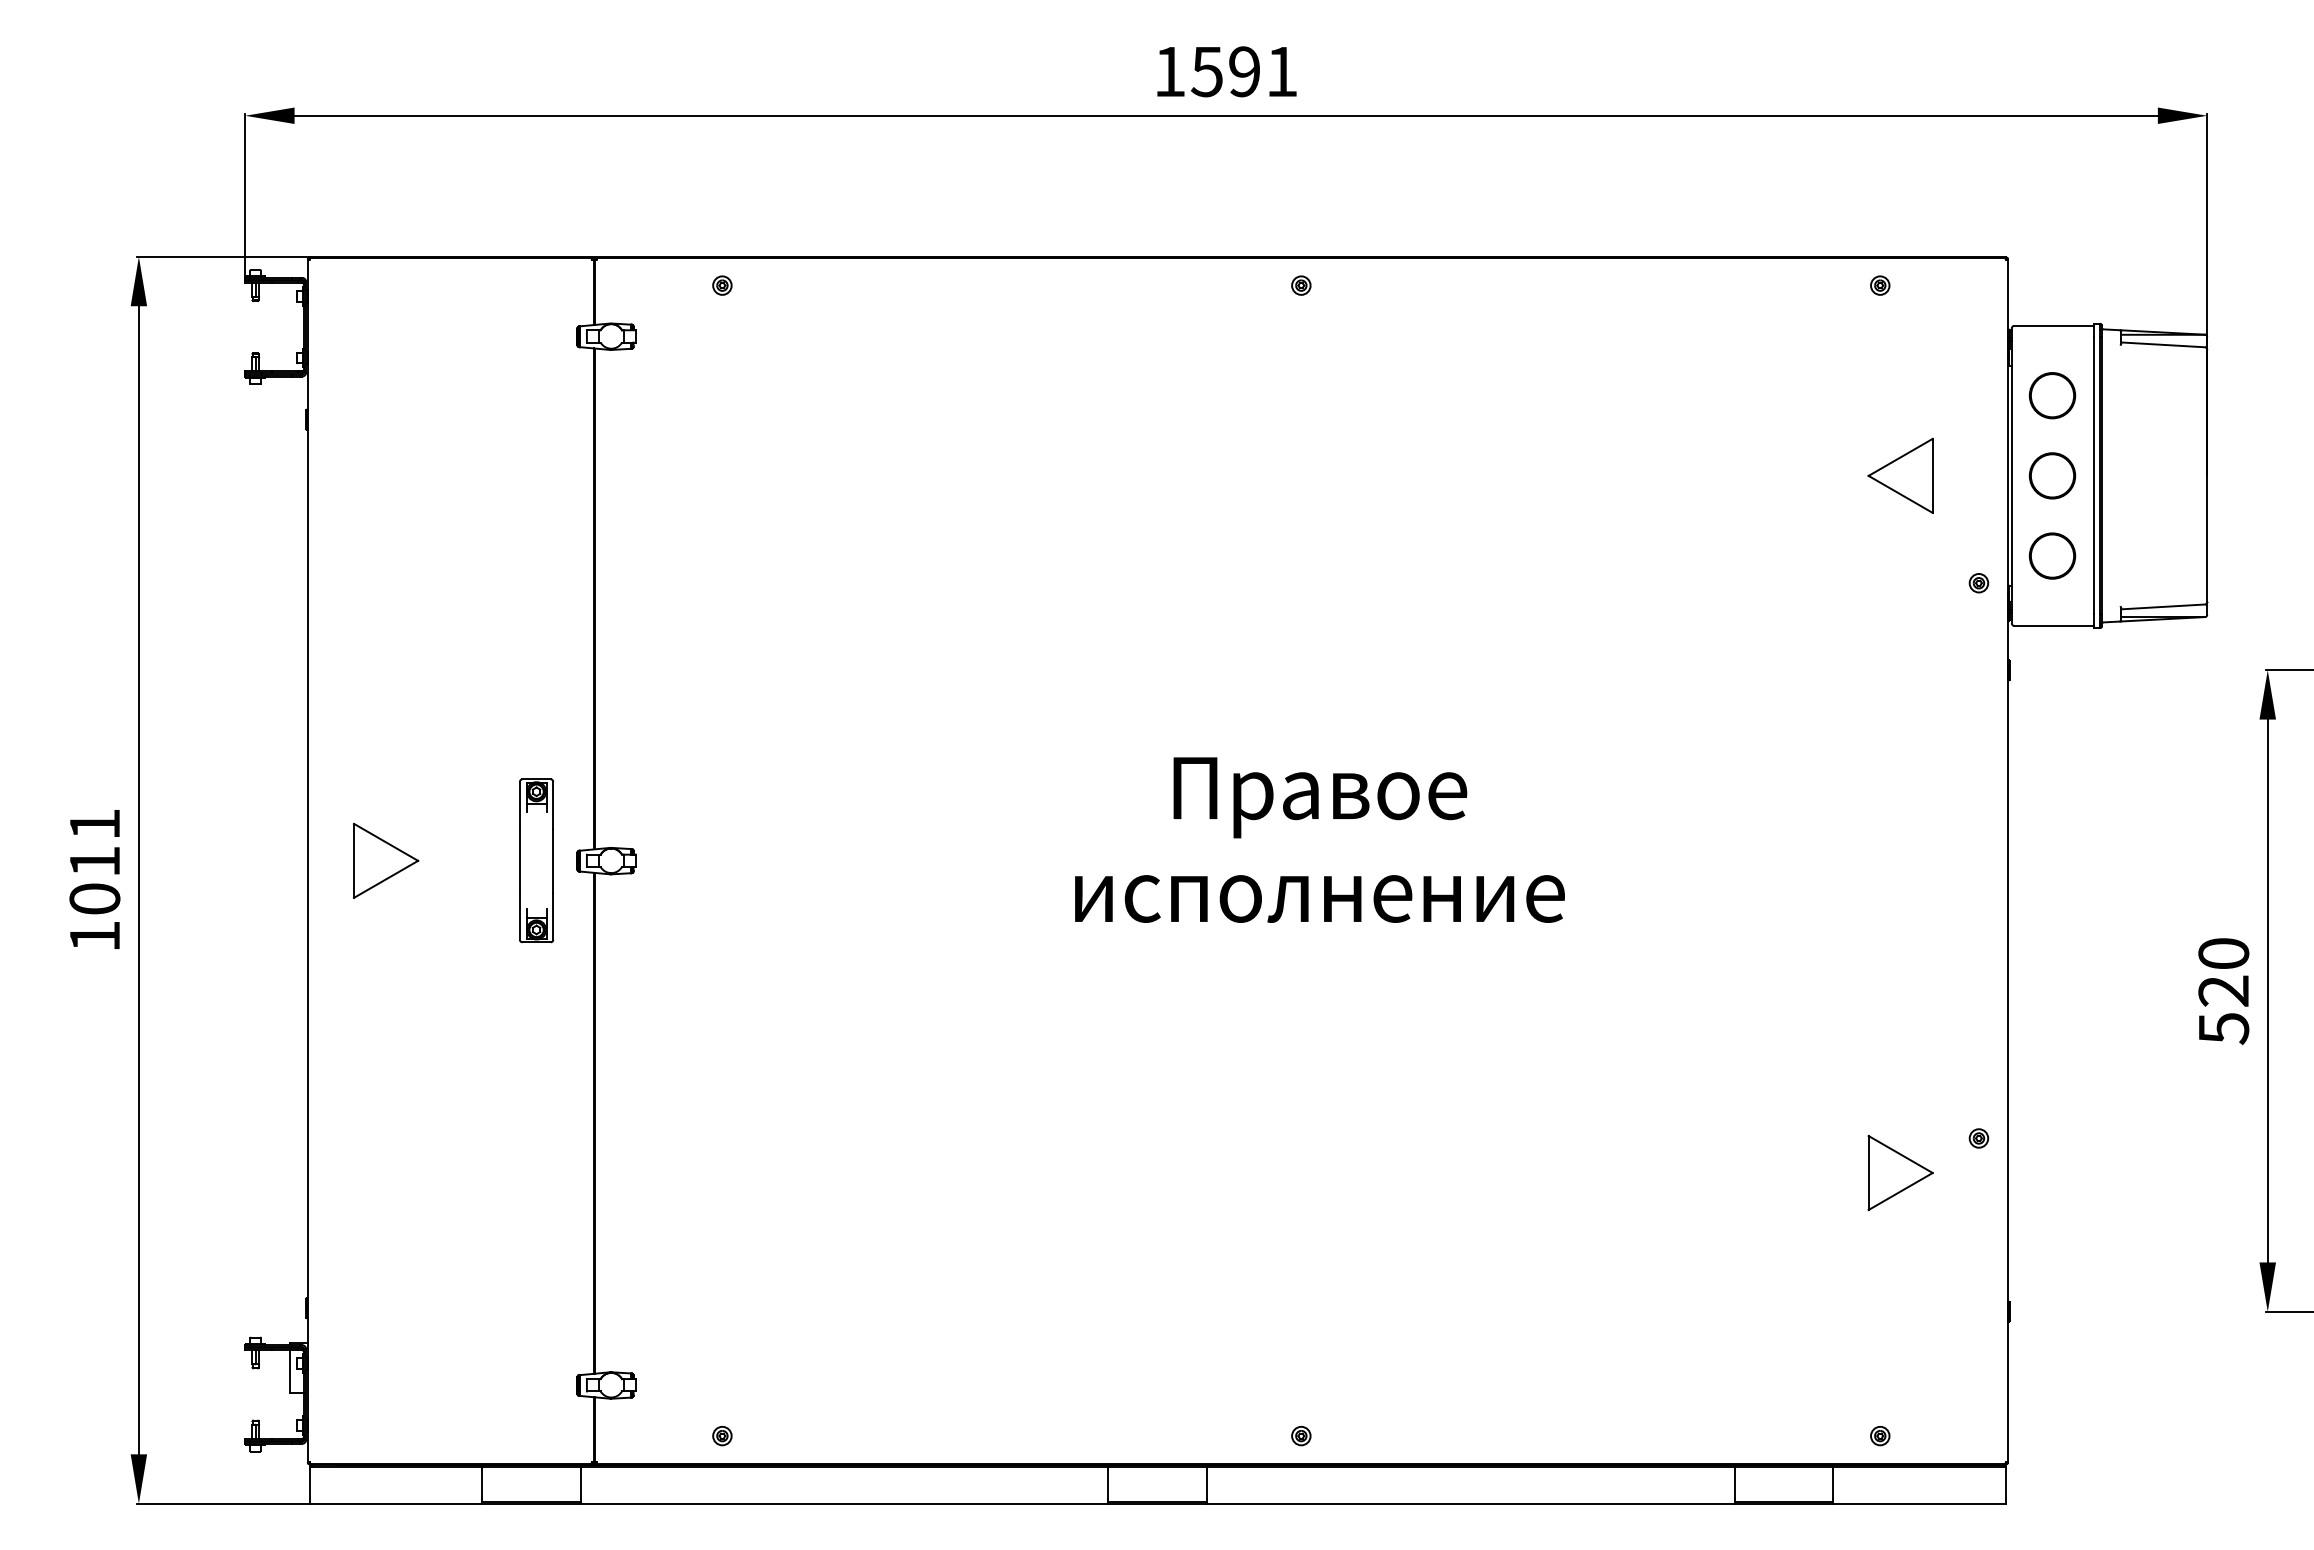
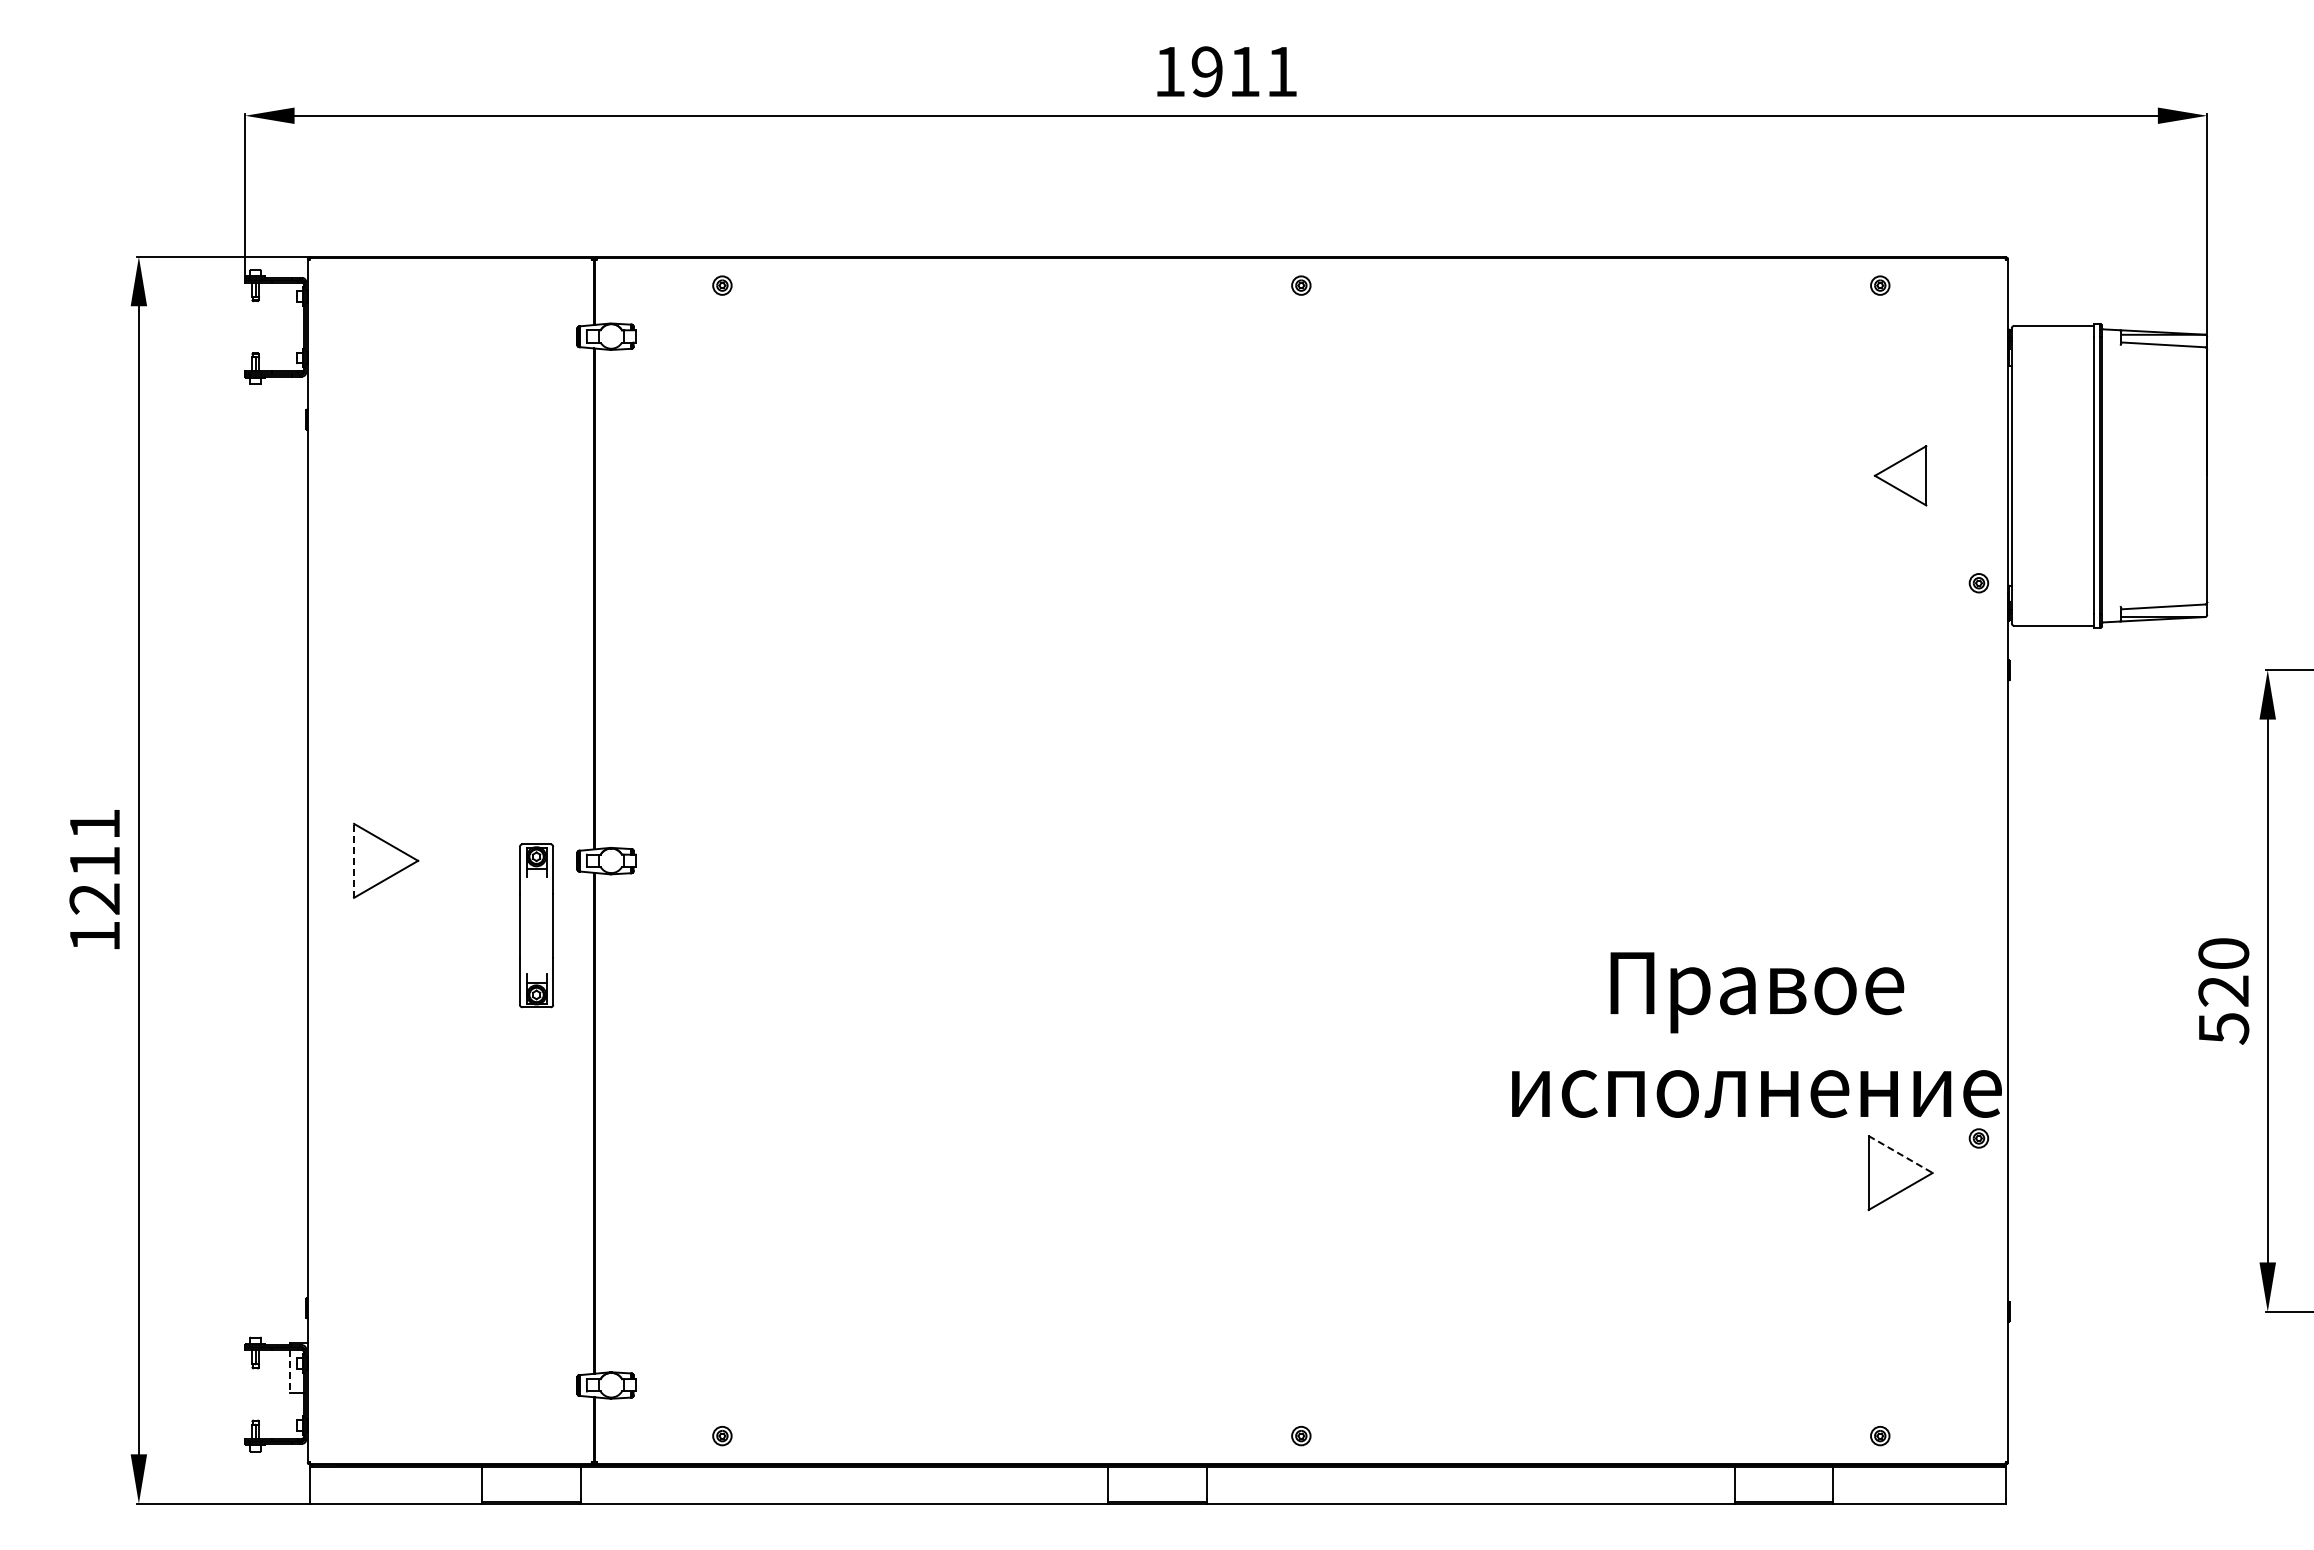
text: 1591 -> 1911 (1225, 71)
part: present -> none (2052, 395)
part size: 67x77 px -> 55x62 px (1900, 475)
part: present -> none (2052, 475)
part: present -> none (2052, 555)
text position: (1319, 839) -> (1756, 1034) (1756, 1034)
line: solid -> dashed (354, 860)
part position: (536, 860) -> (536, 925) (536, 925)
text: 1011 -> 1211 (94, 898)
line: solid -> dashed (1901, 1154)
line: solid -> dashed (289, 1371)
